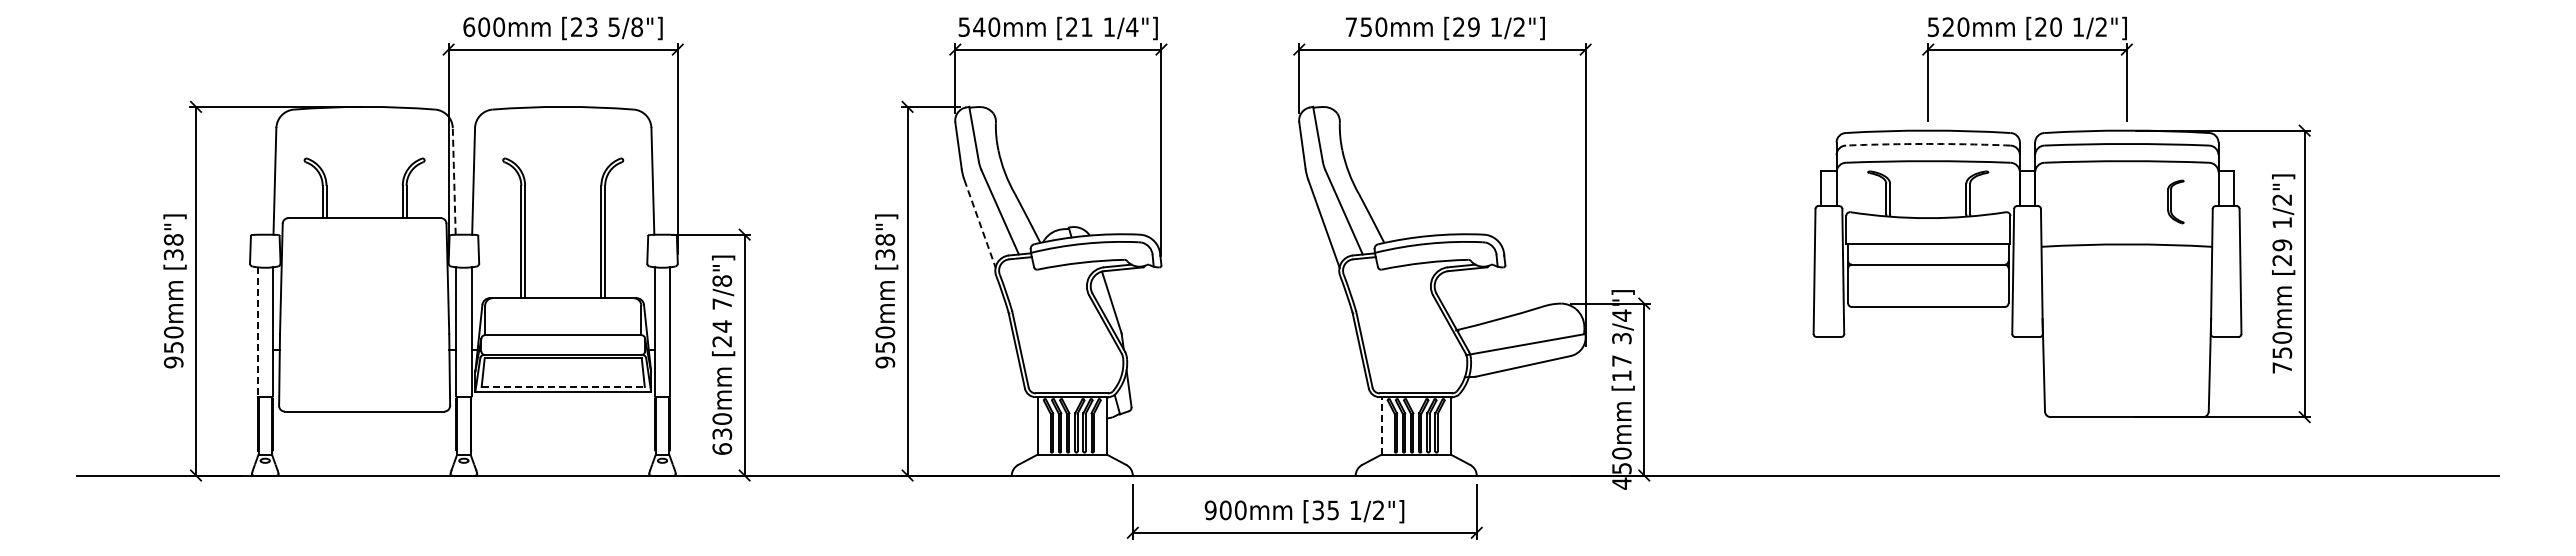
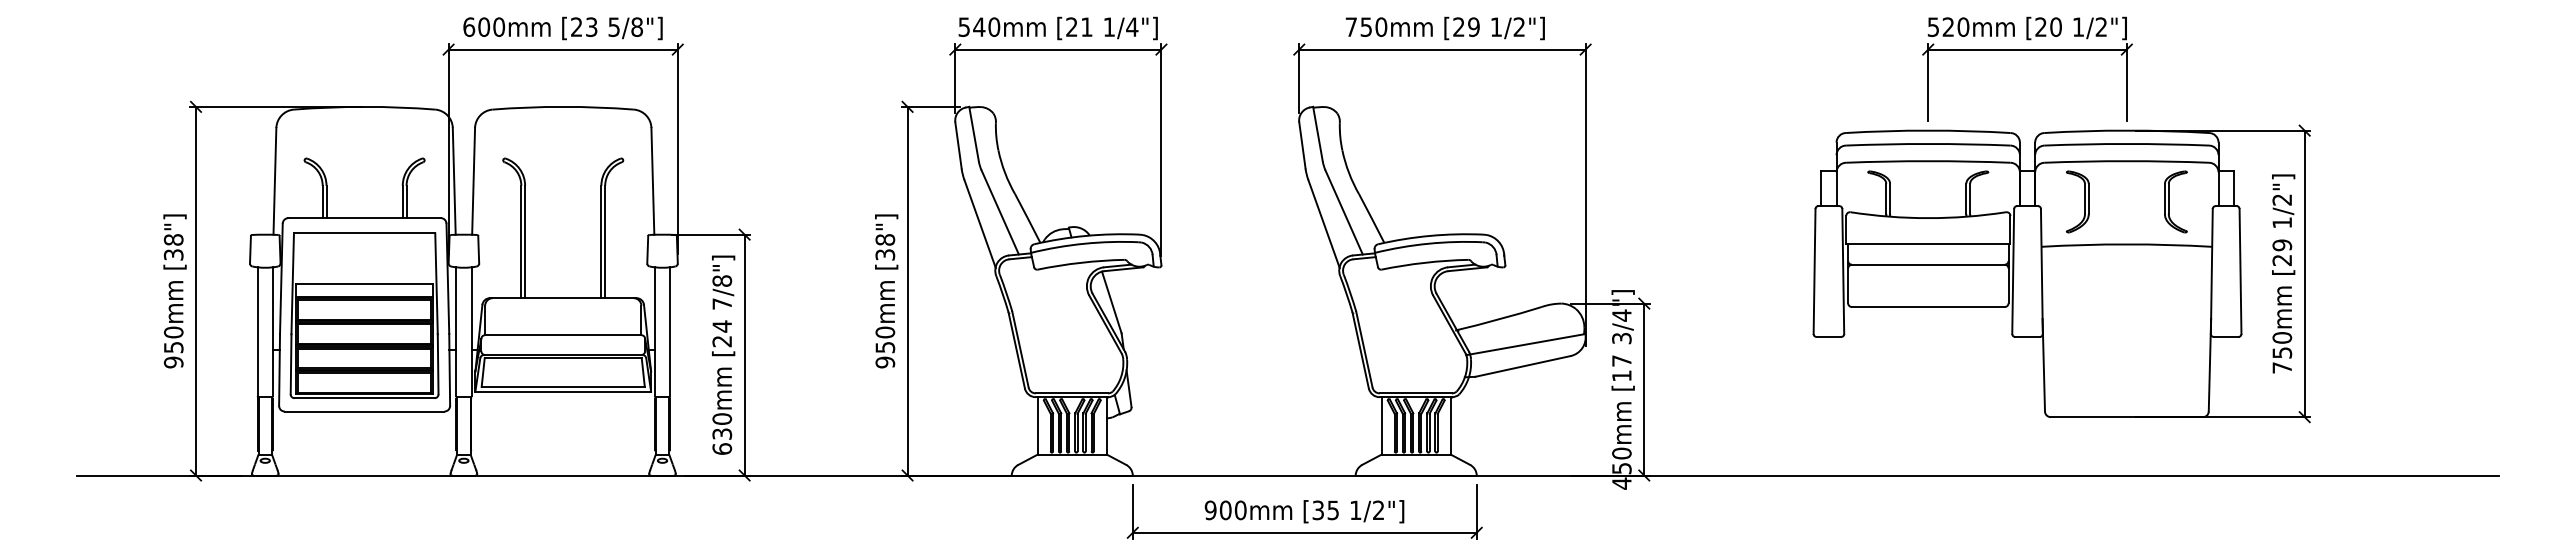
arc: dashed -> solid (1928, 143)
line: dashed -> solid (454, 180)
part: none -> present (2084, 201)
part size: 18x46 px -> 24x64 px (2175, 201)
line: dashed -> solid (980, 224)
part: none -> present (364, 315)
line: dashed -> solid (257, 331)
line: dashed -> solid (563, 387)
line: dashed -> solid (1381, 425)
